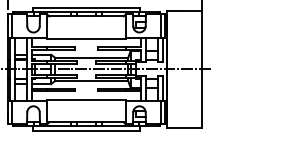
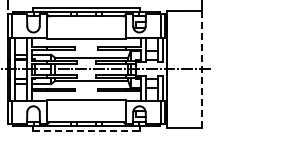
line: solid -> dashed (202, 69)
line: solid -> dashed (86, 131)
